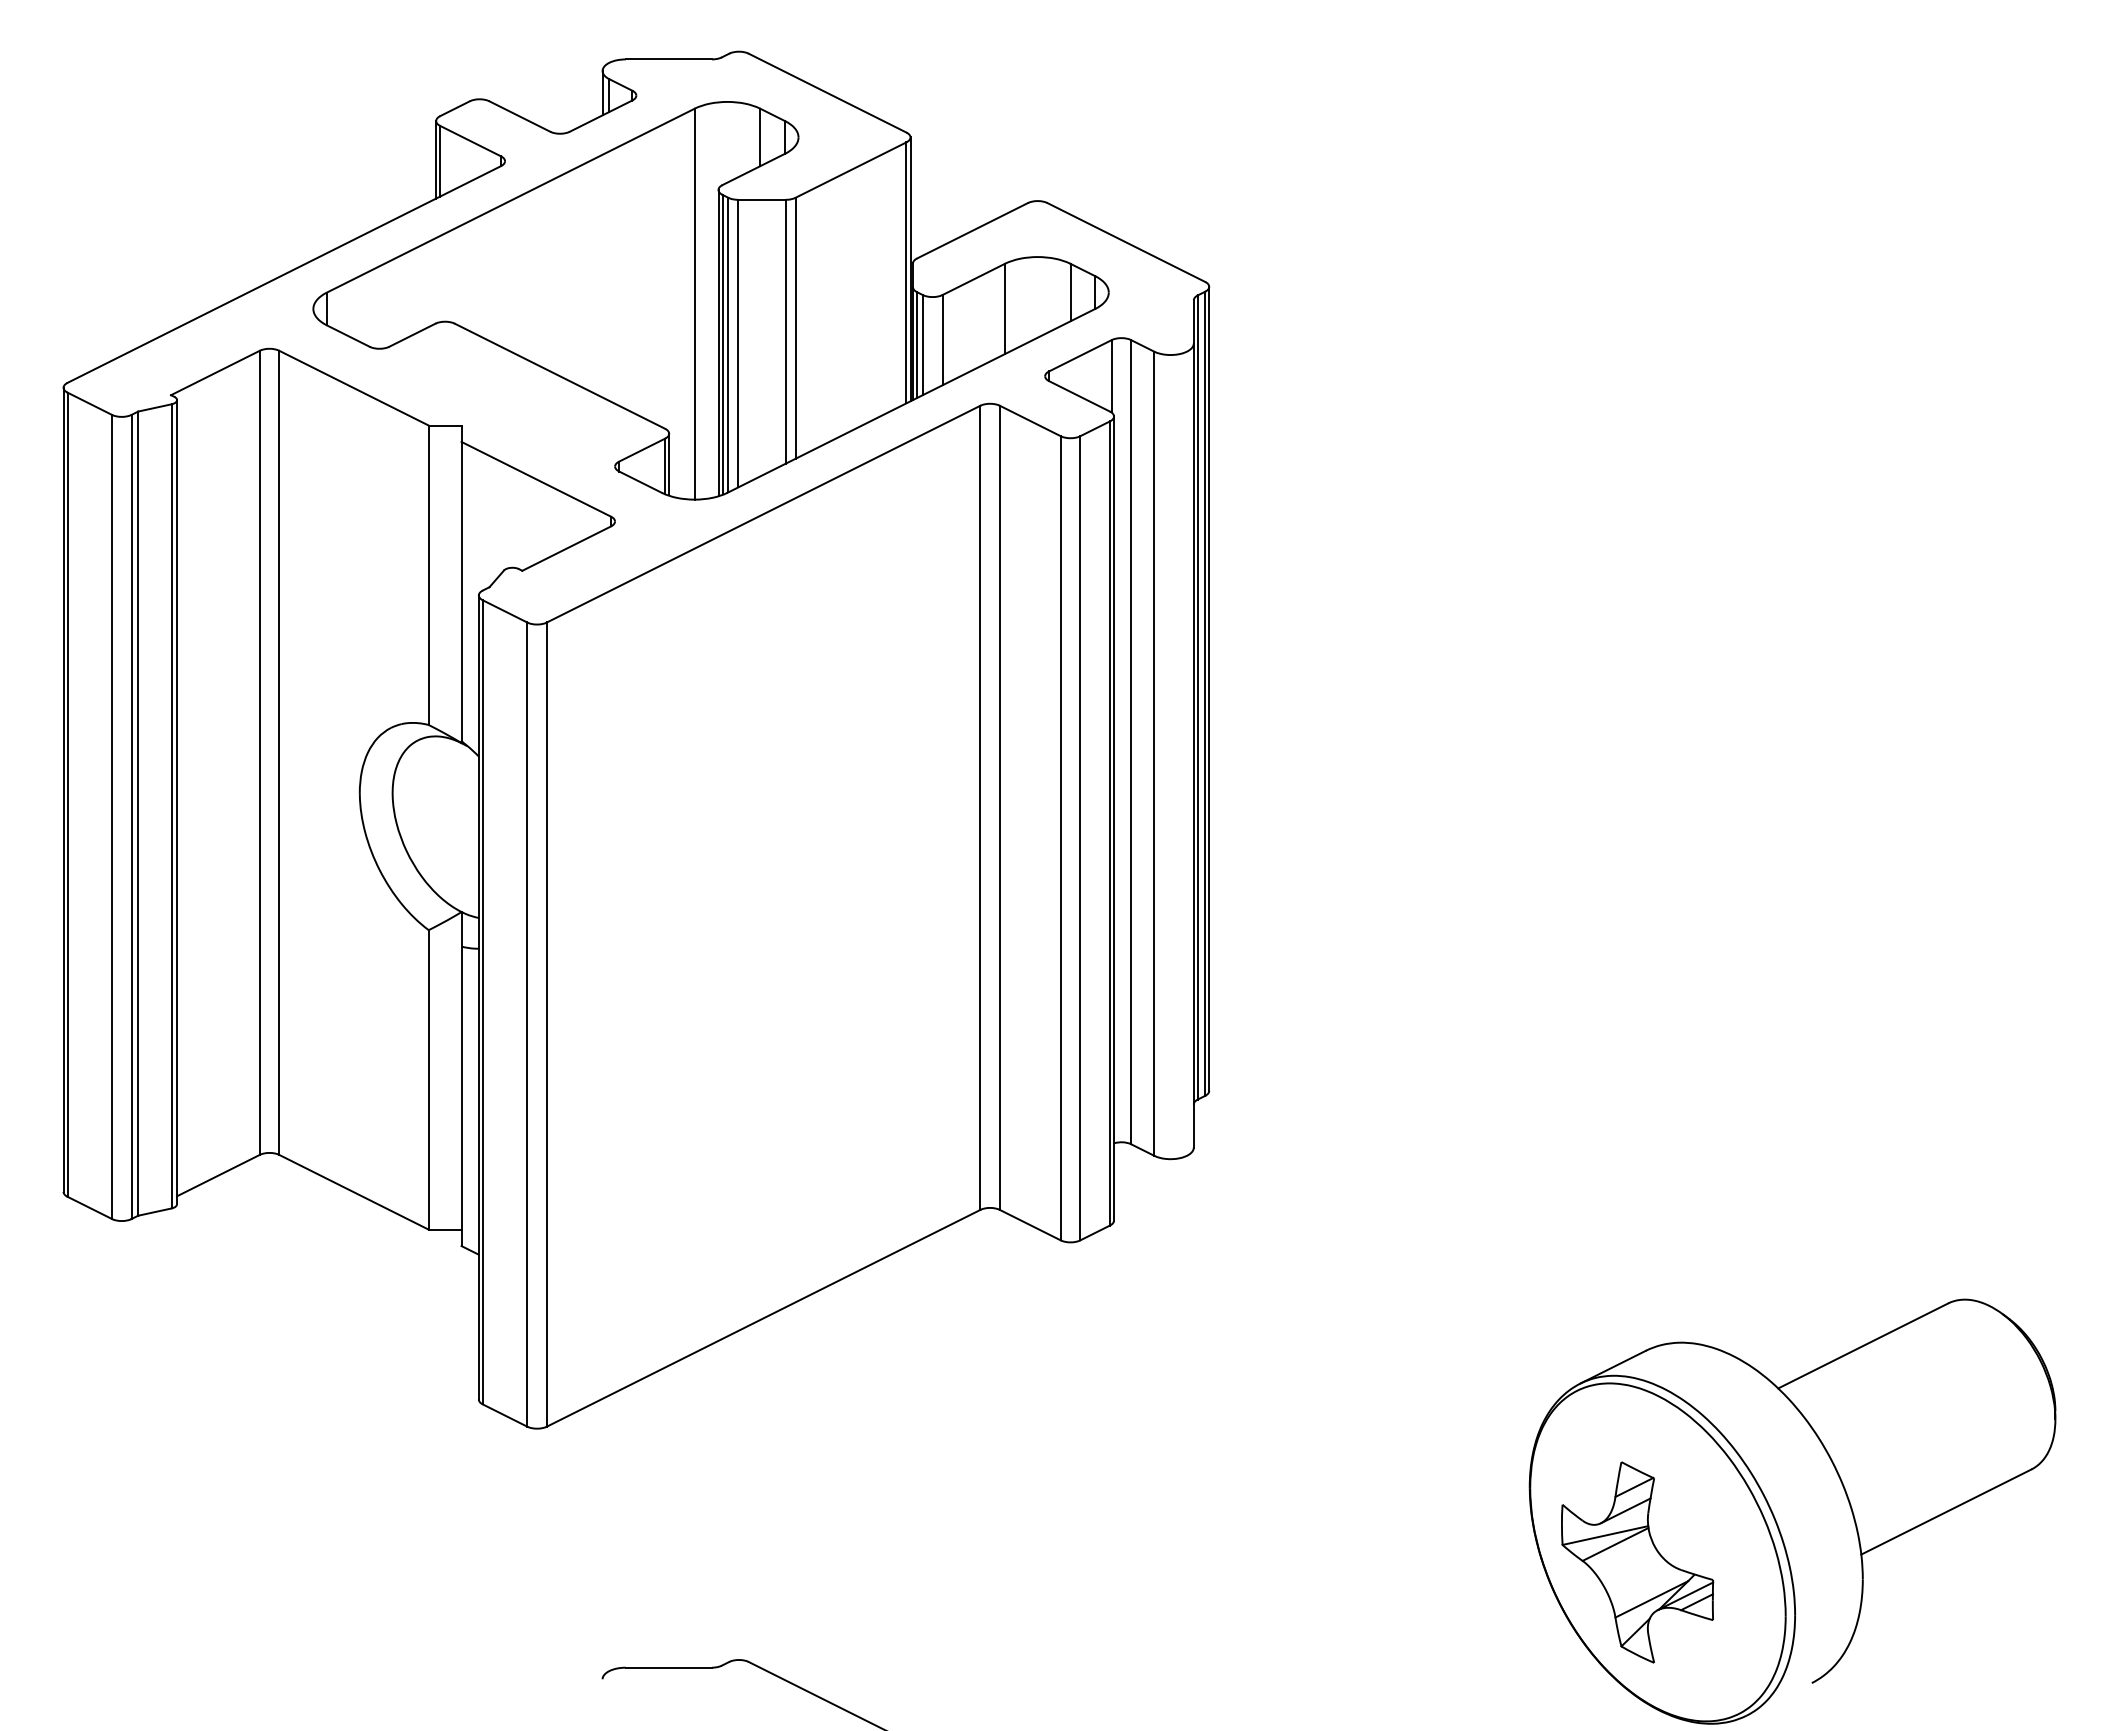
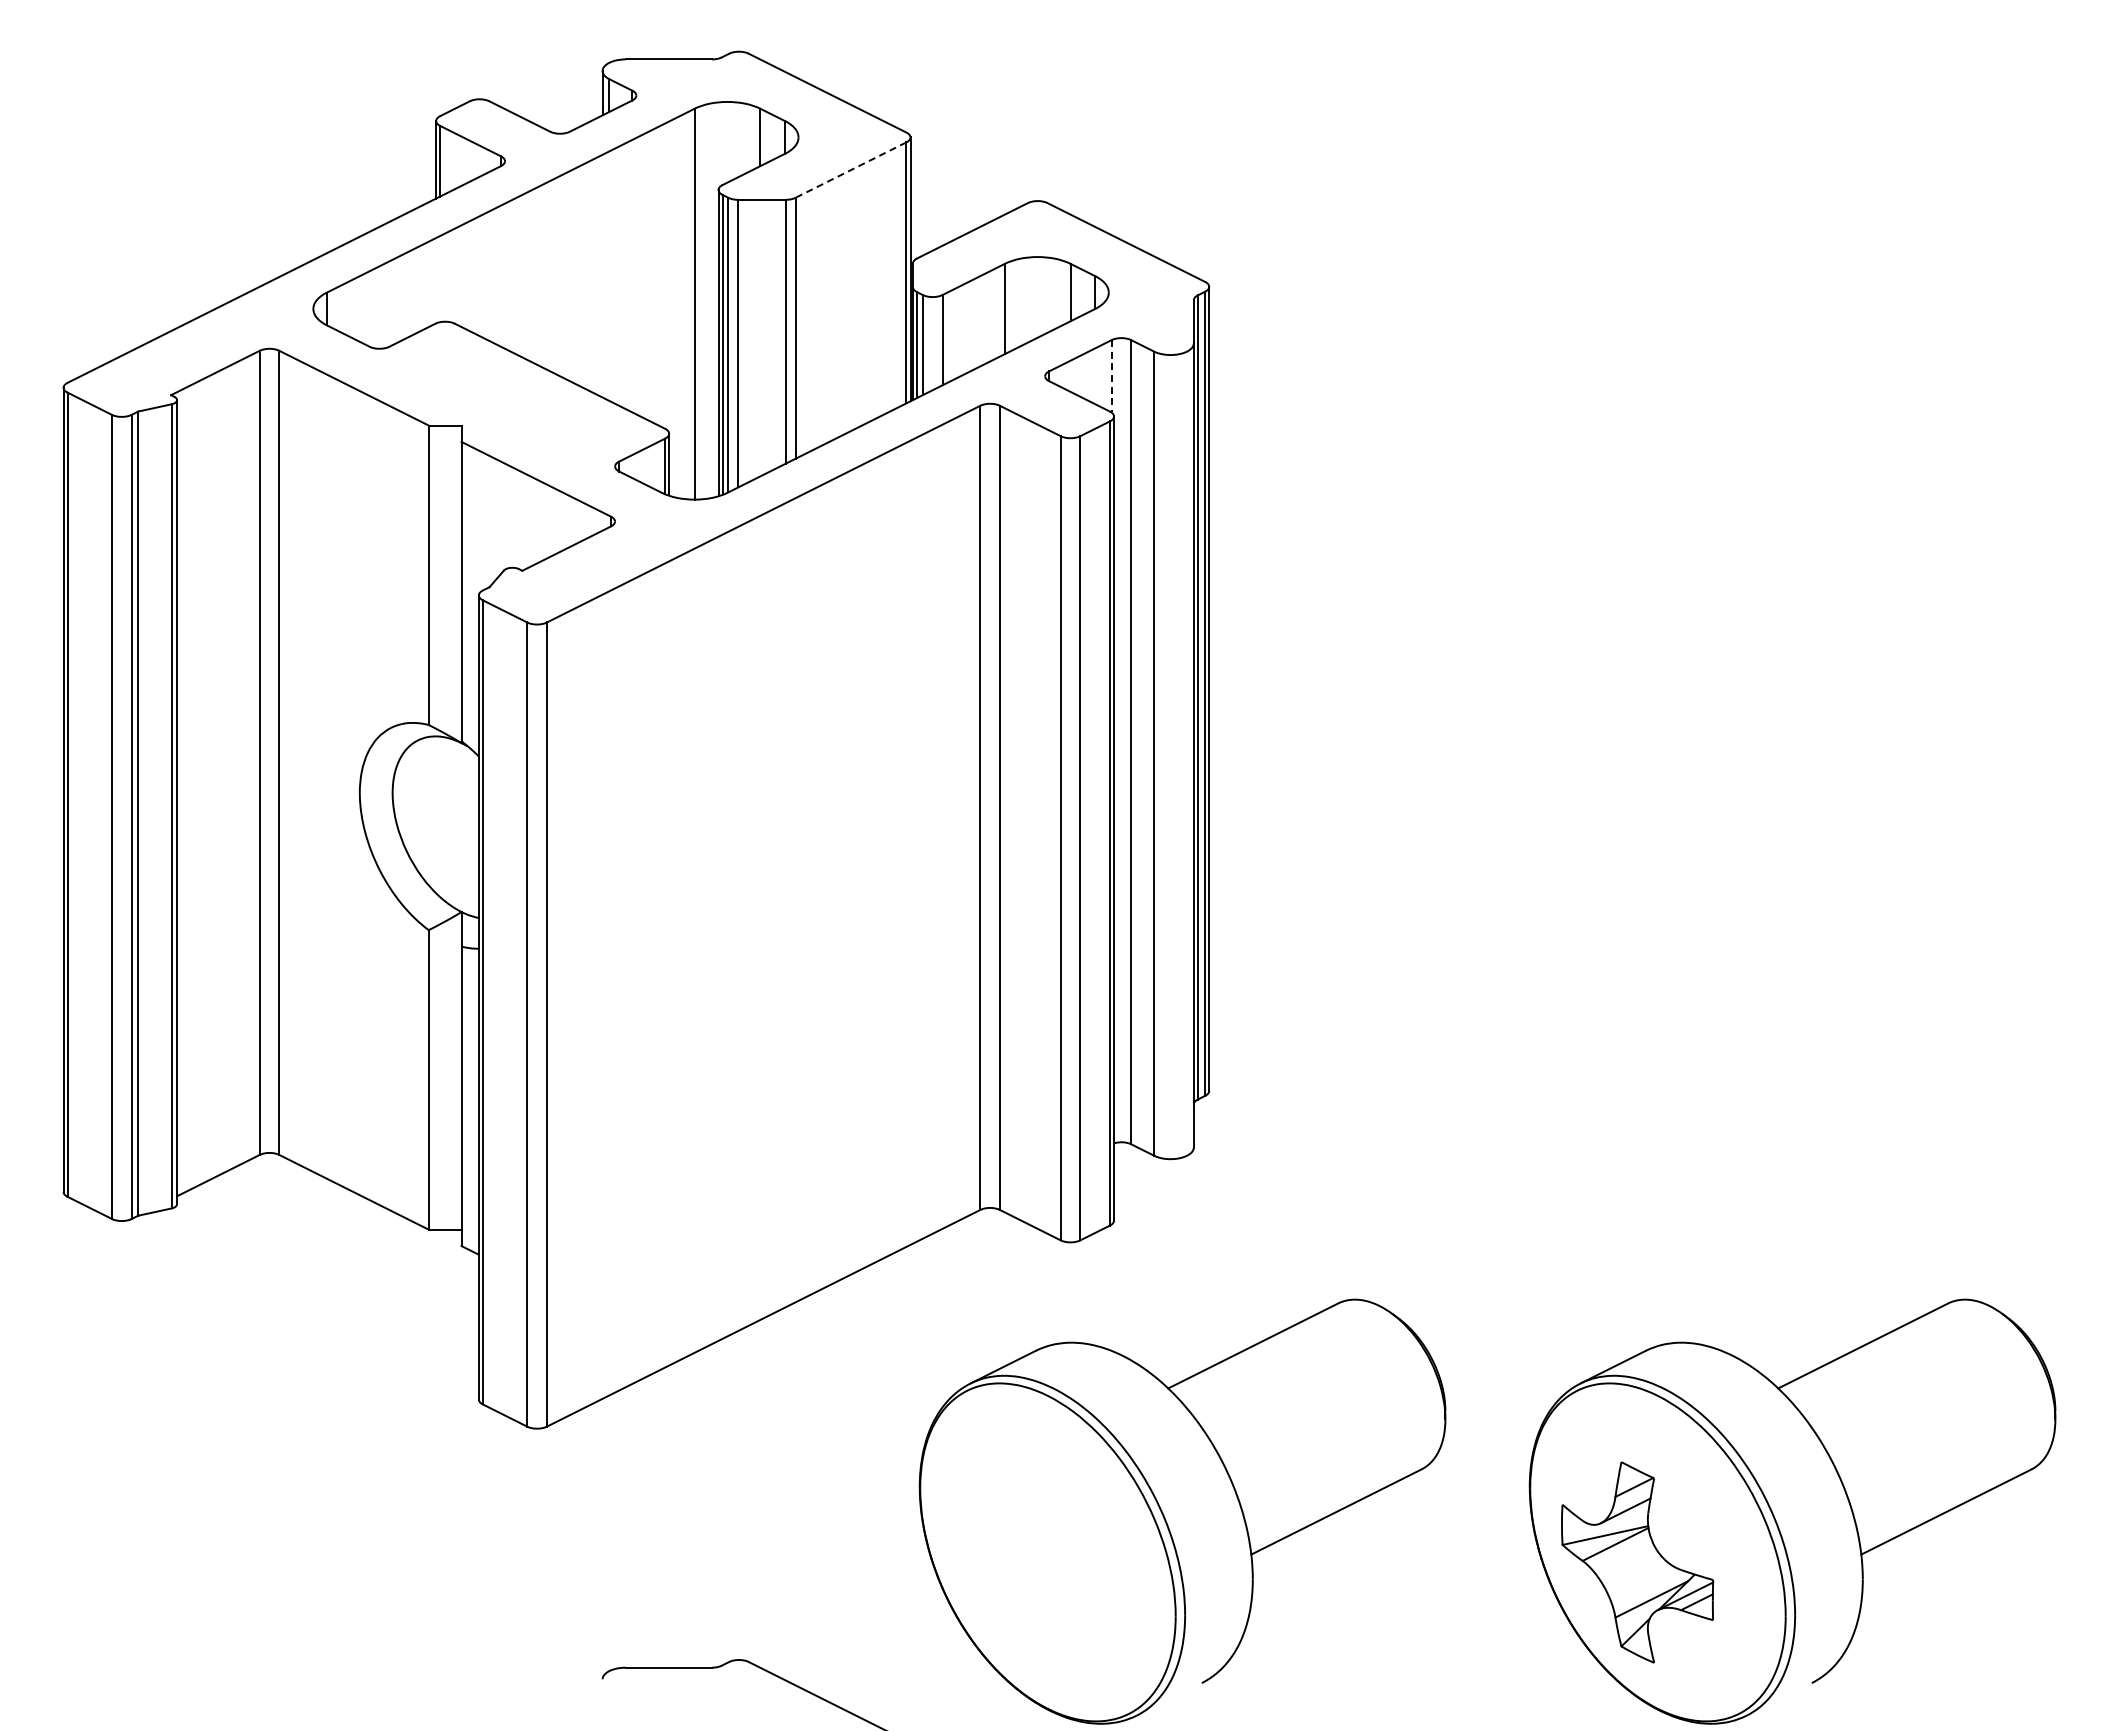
line: solid -> dashed (851, 170)
line: solid -> dashed (1111, 375)
part: none -> present (1165, 1517)
